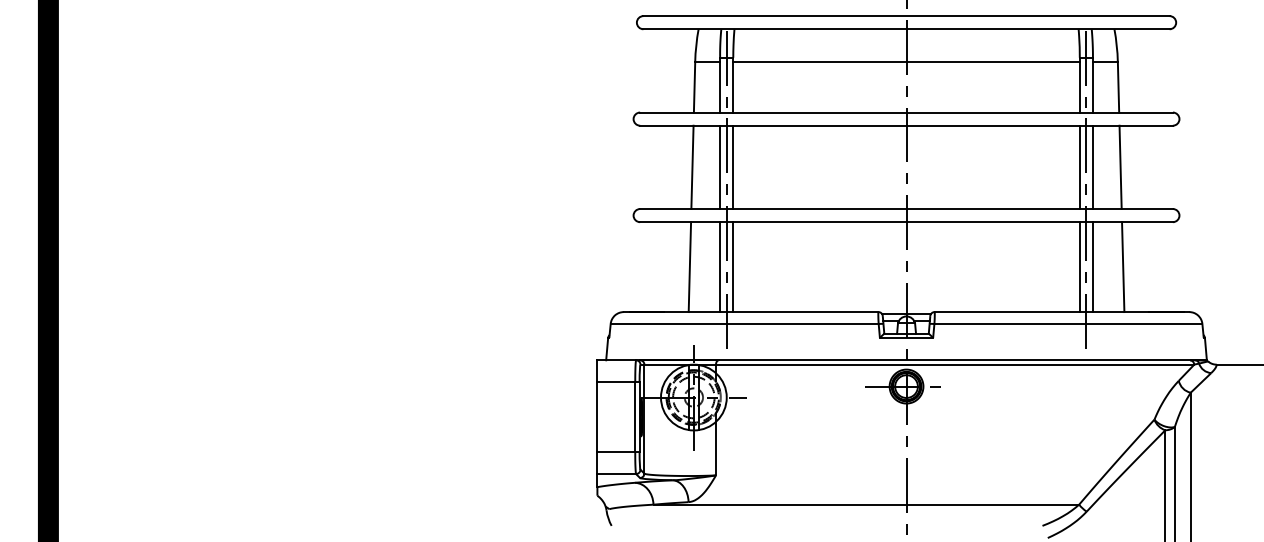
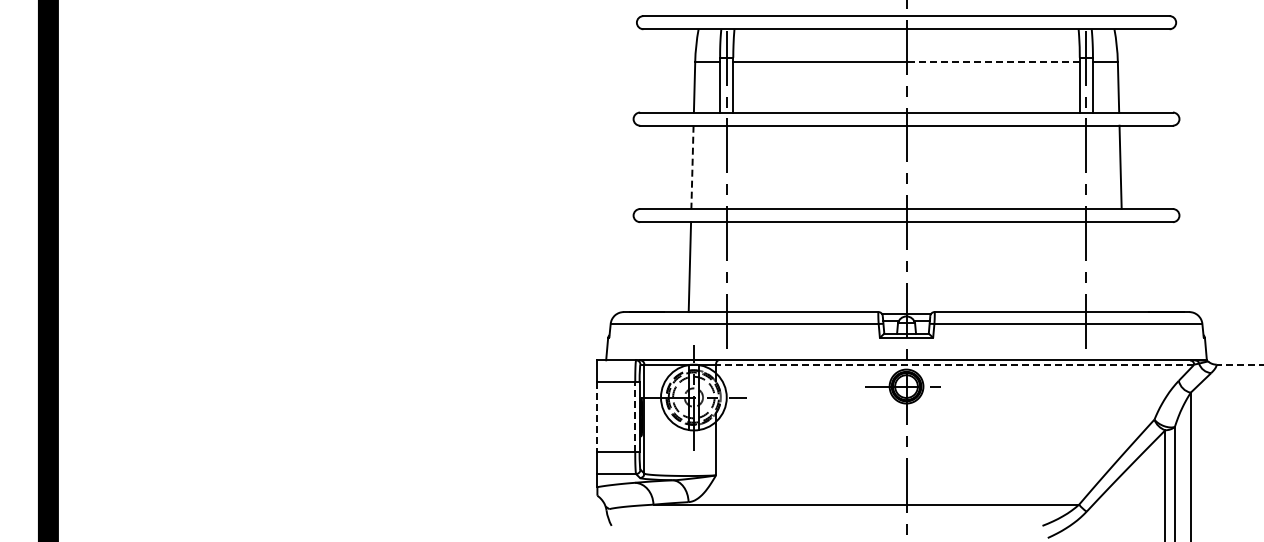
line: solid -> dashed (993, 61)
line: solid -> dashed (692, 167)
line: present -> none (720, 167)
line: present -> none (733, 167)
line: present -> none (1079, 167)
line: present -> none (1092, 167)
line: present -> none (720, 267)
line: present -> none (733, 267)
line: present -> none (1079, 267)
line: present -> none (1092, 267)
line: present -> none (1123, 267)
line: solid -> dashed (954, 364)
line: solid -> dashed (1239, 364)
line: solid -> dashed (597, 417)
line: solid -> dashed (635, 417)
